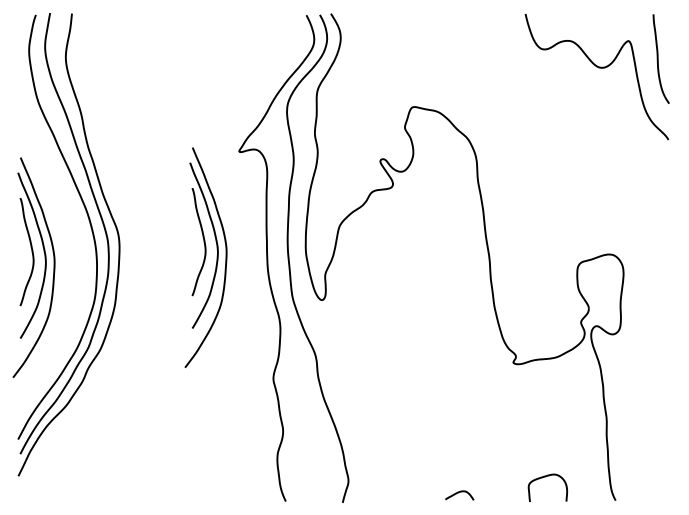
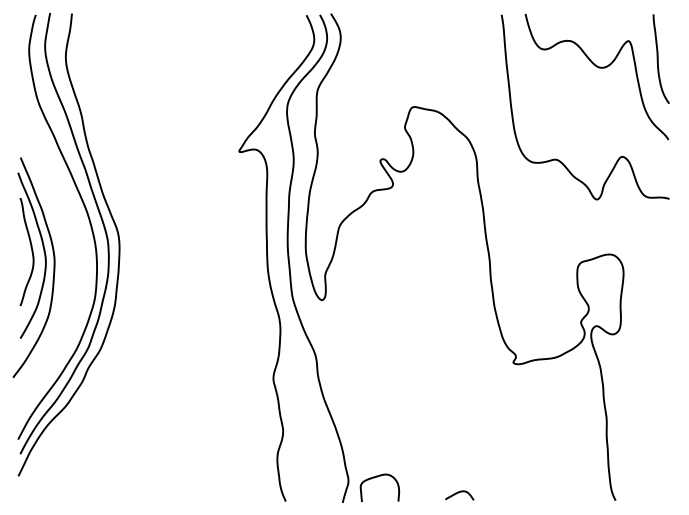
curve: none -> present (558, 159)
part: present -> none (205, 257)
curve position: (545, 477) -> (377, 477) (377, 477)
